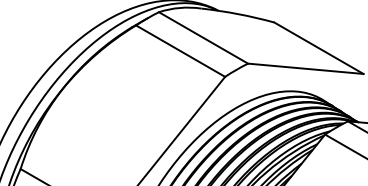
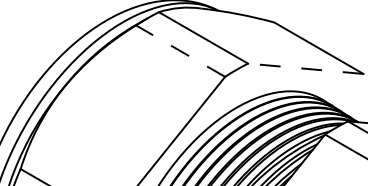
line: solid -> dashed (180, 50)
line: solid -> dashed (305, 68)
